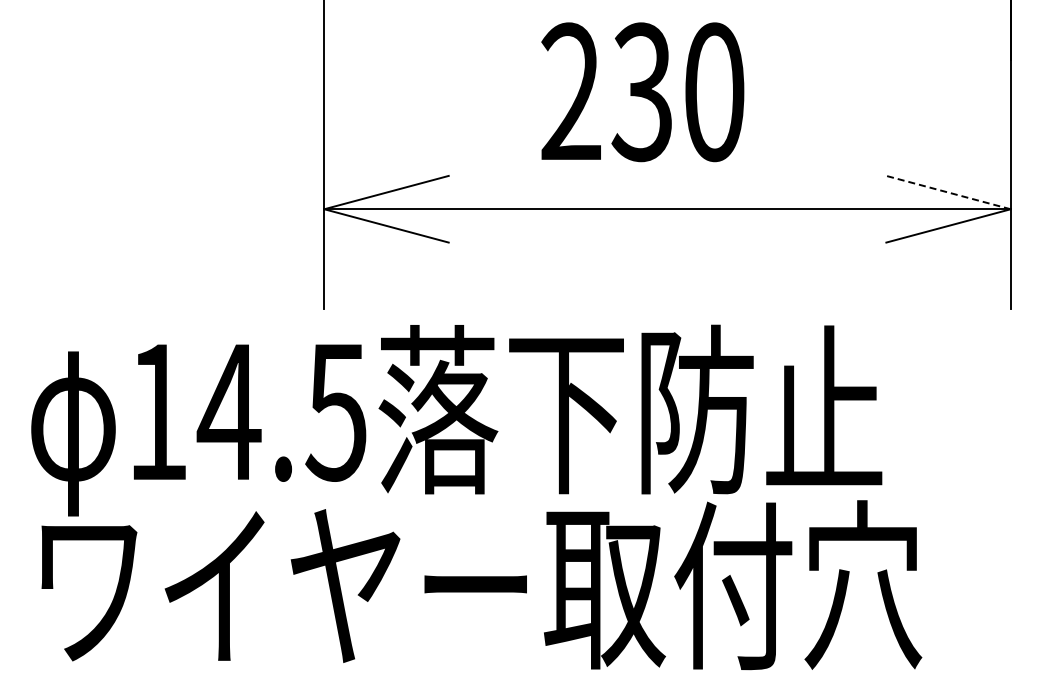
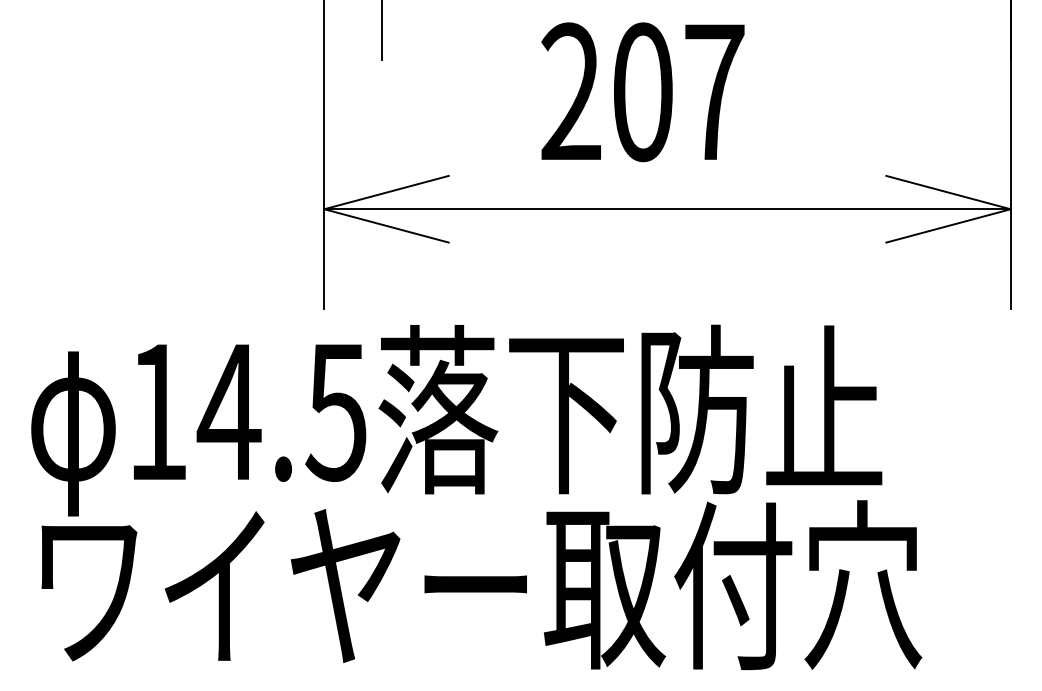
line: none -> present (382, 31)
text: 230 -> 207 (677, 92)
line: dashed -> solid (948, 192)
